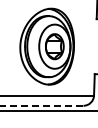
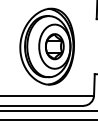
line: dashed -> solid (41, 105)
line: none -> present (48, 119)
